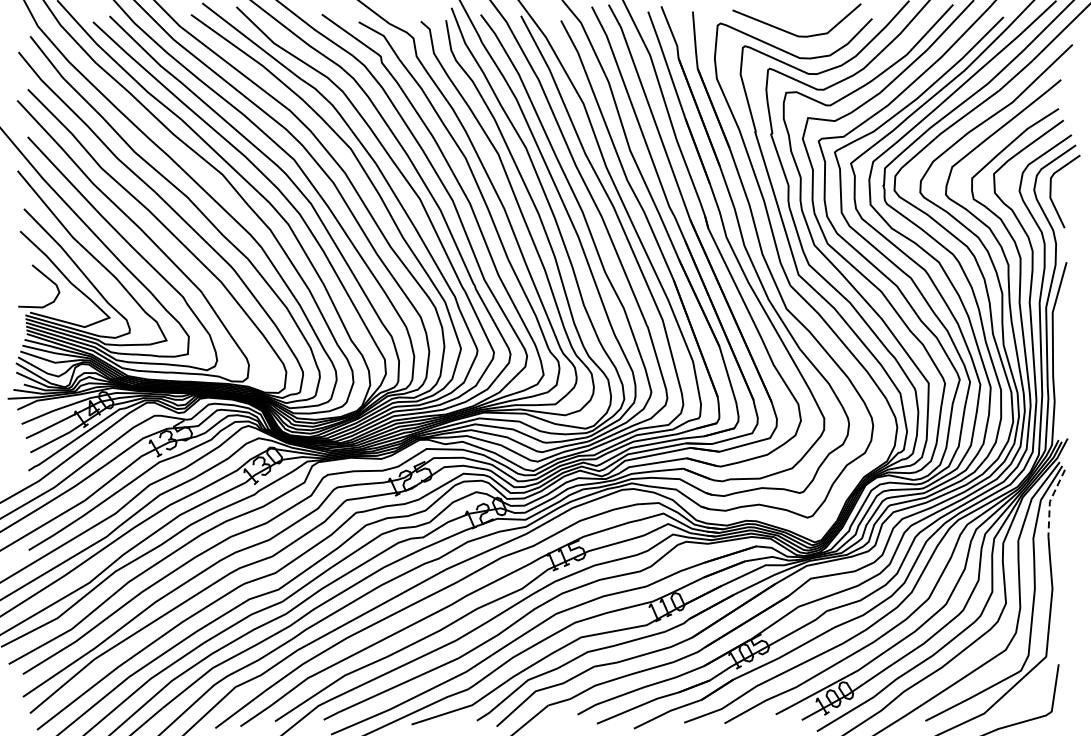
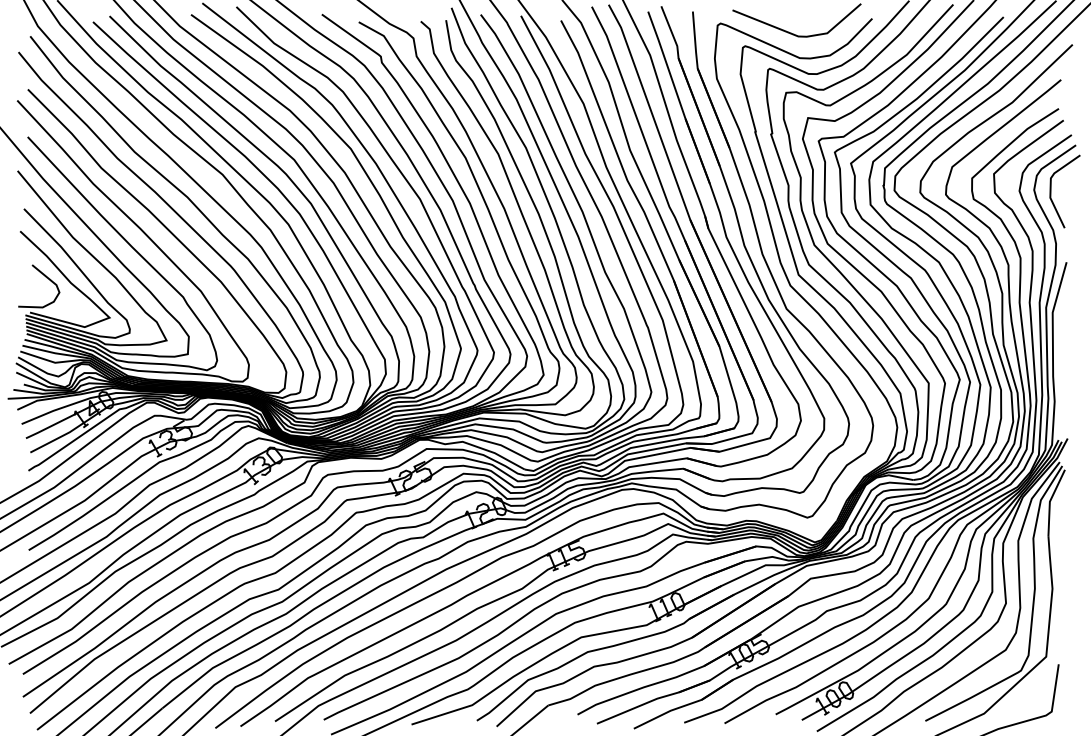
line: dashed -> solid (1049, 501)
